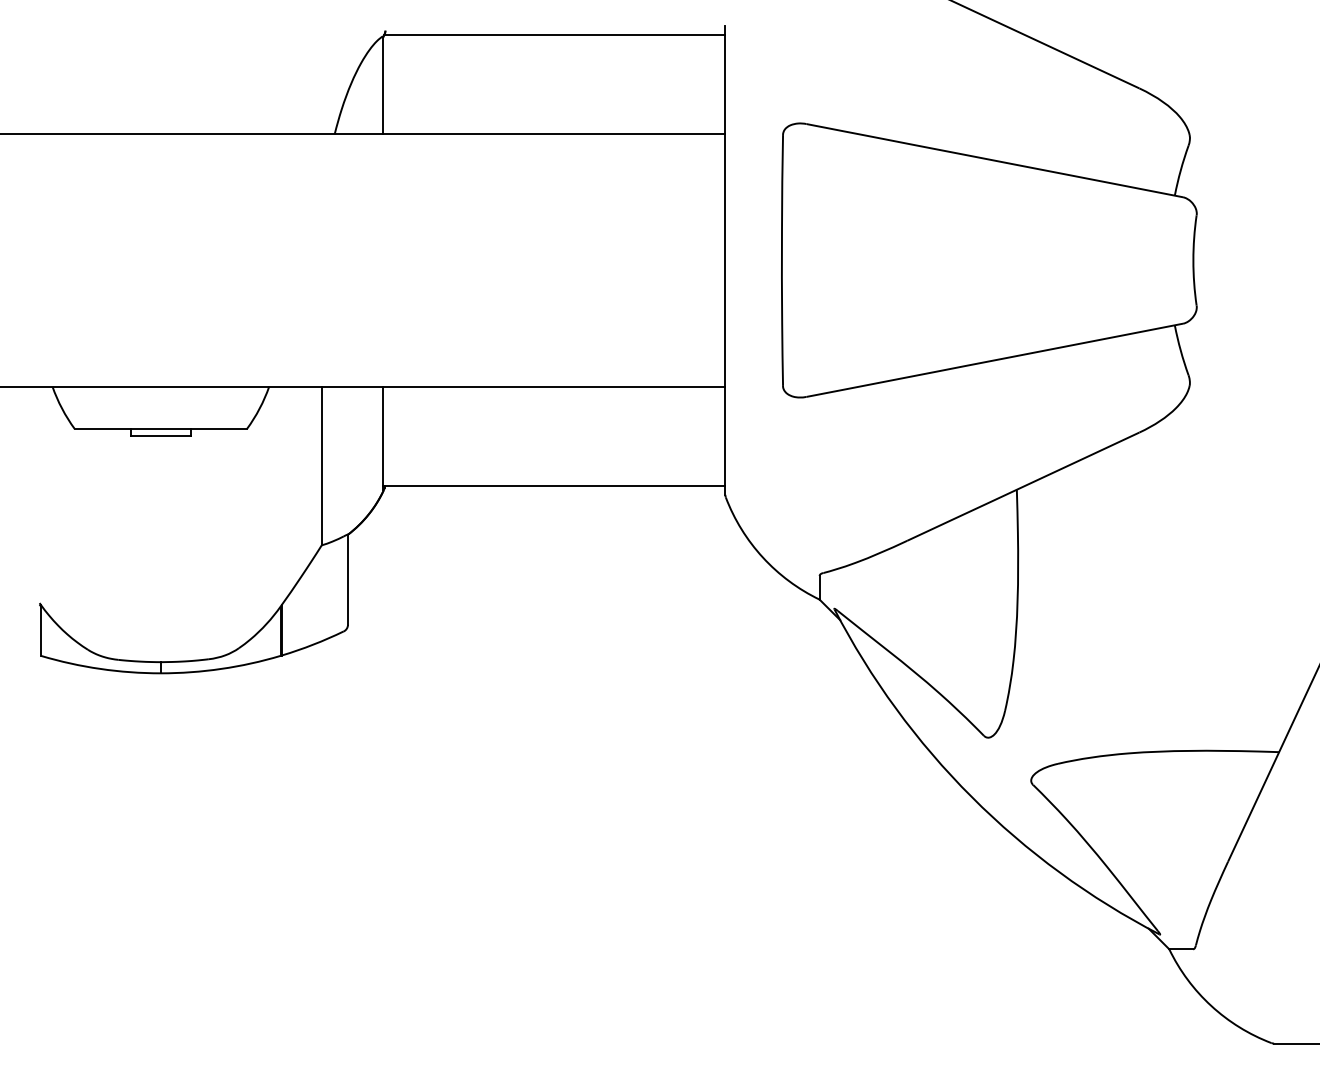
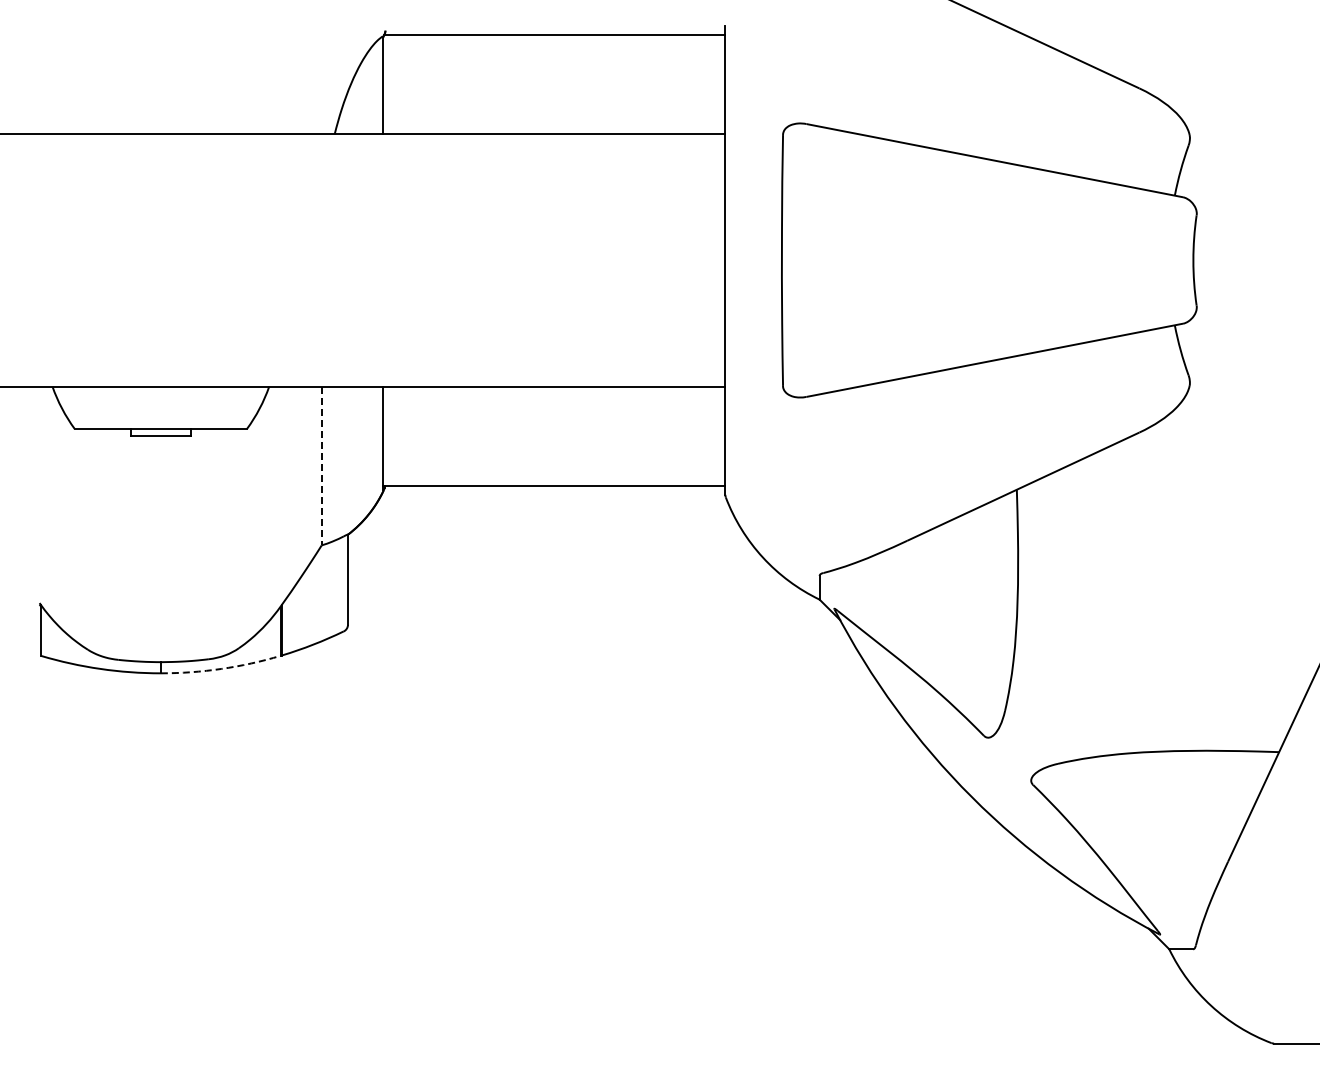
line: solid -> dashed (321, 466)
arc: solid -> dashed (221, 668)
